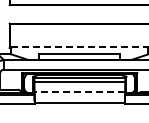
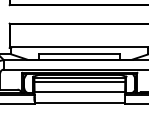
line: dashed -> solid (78, 46)
line: dashed -> solid (79, 92)
